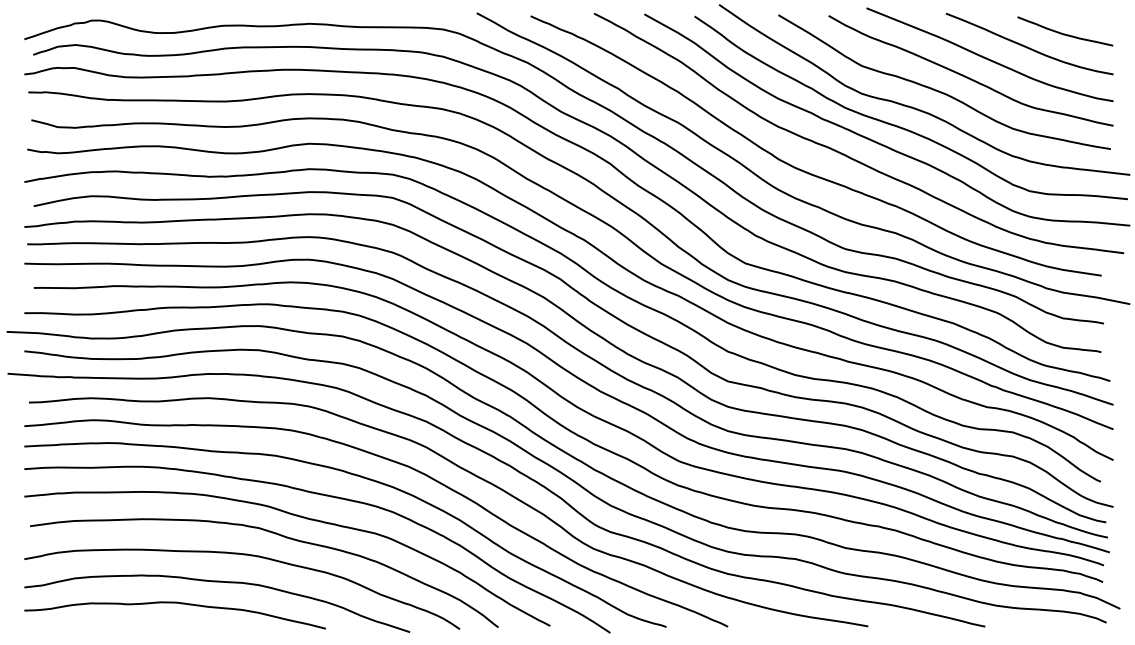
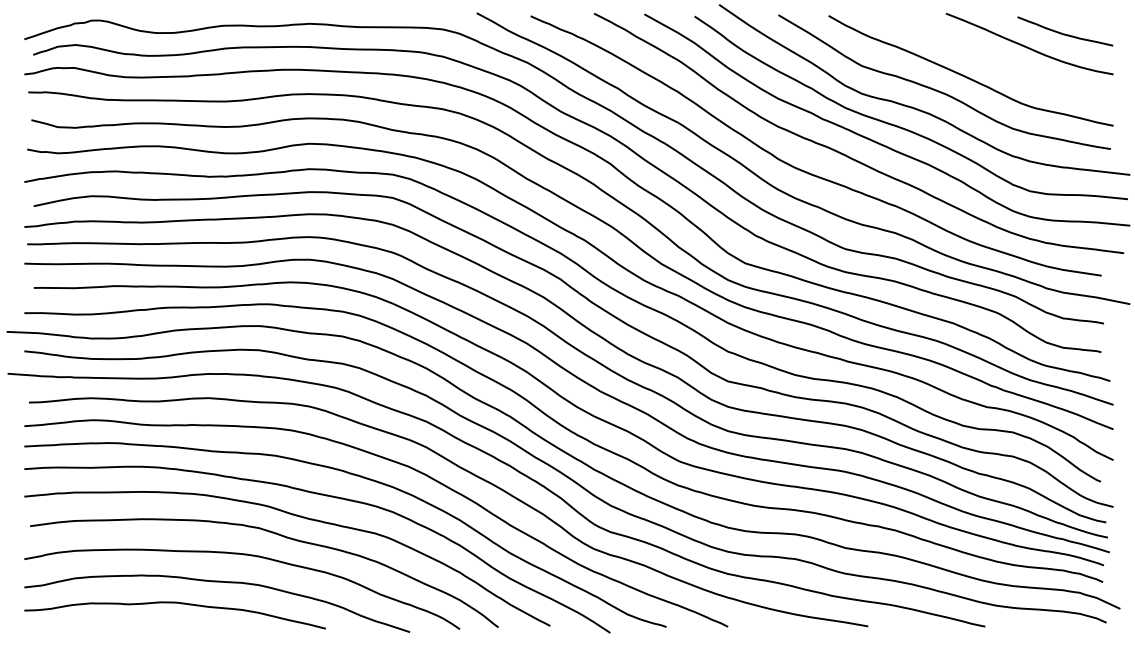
curve: present -> none (989, 58)
